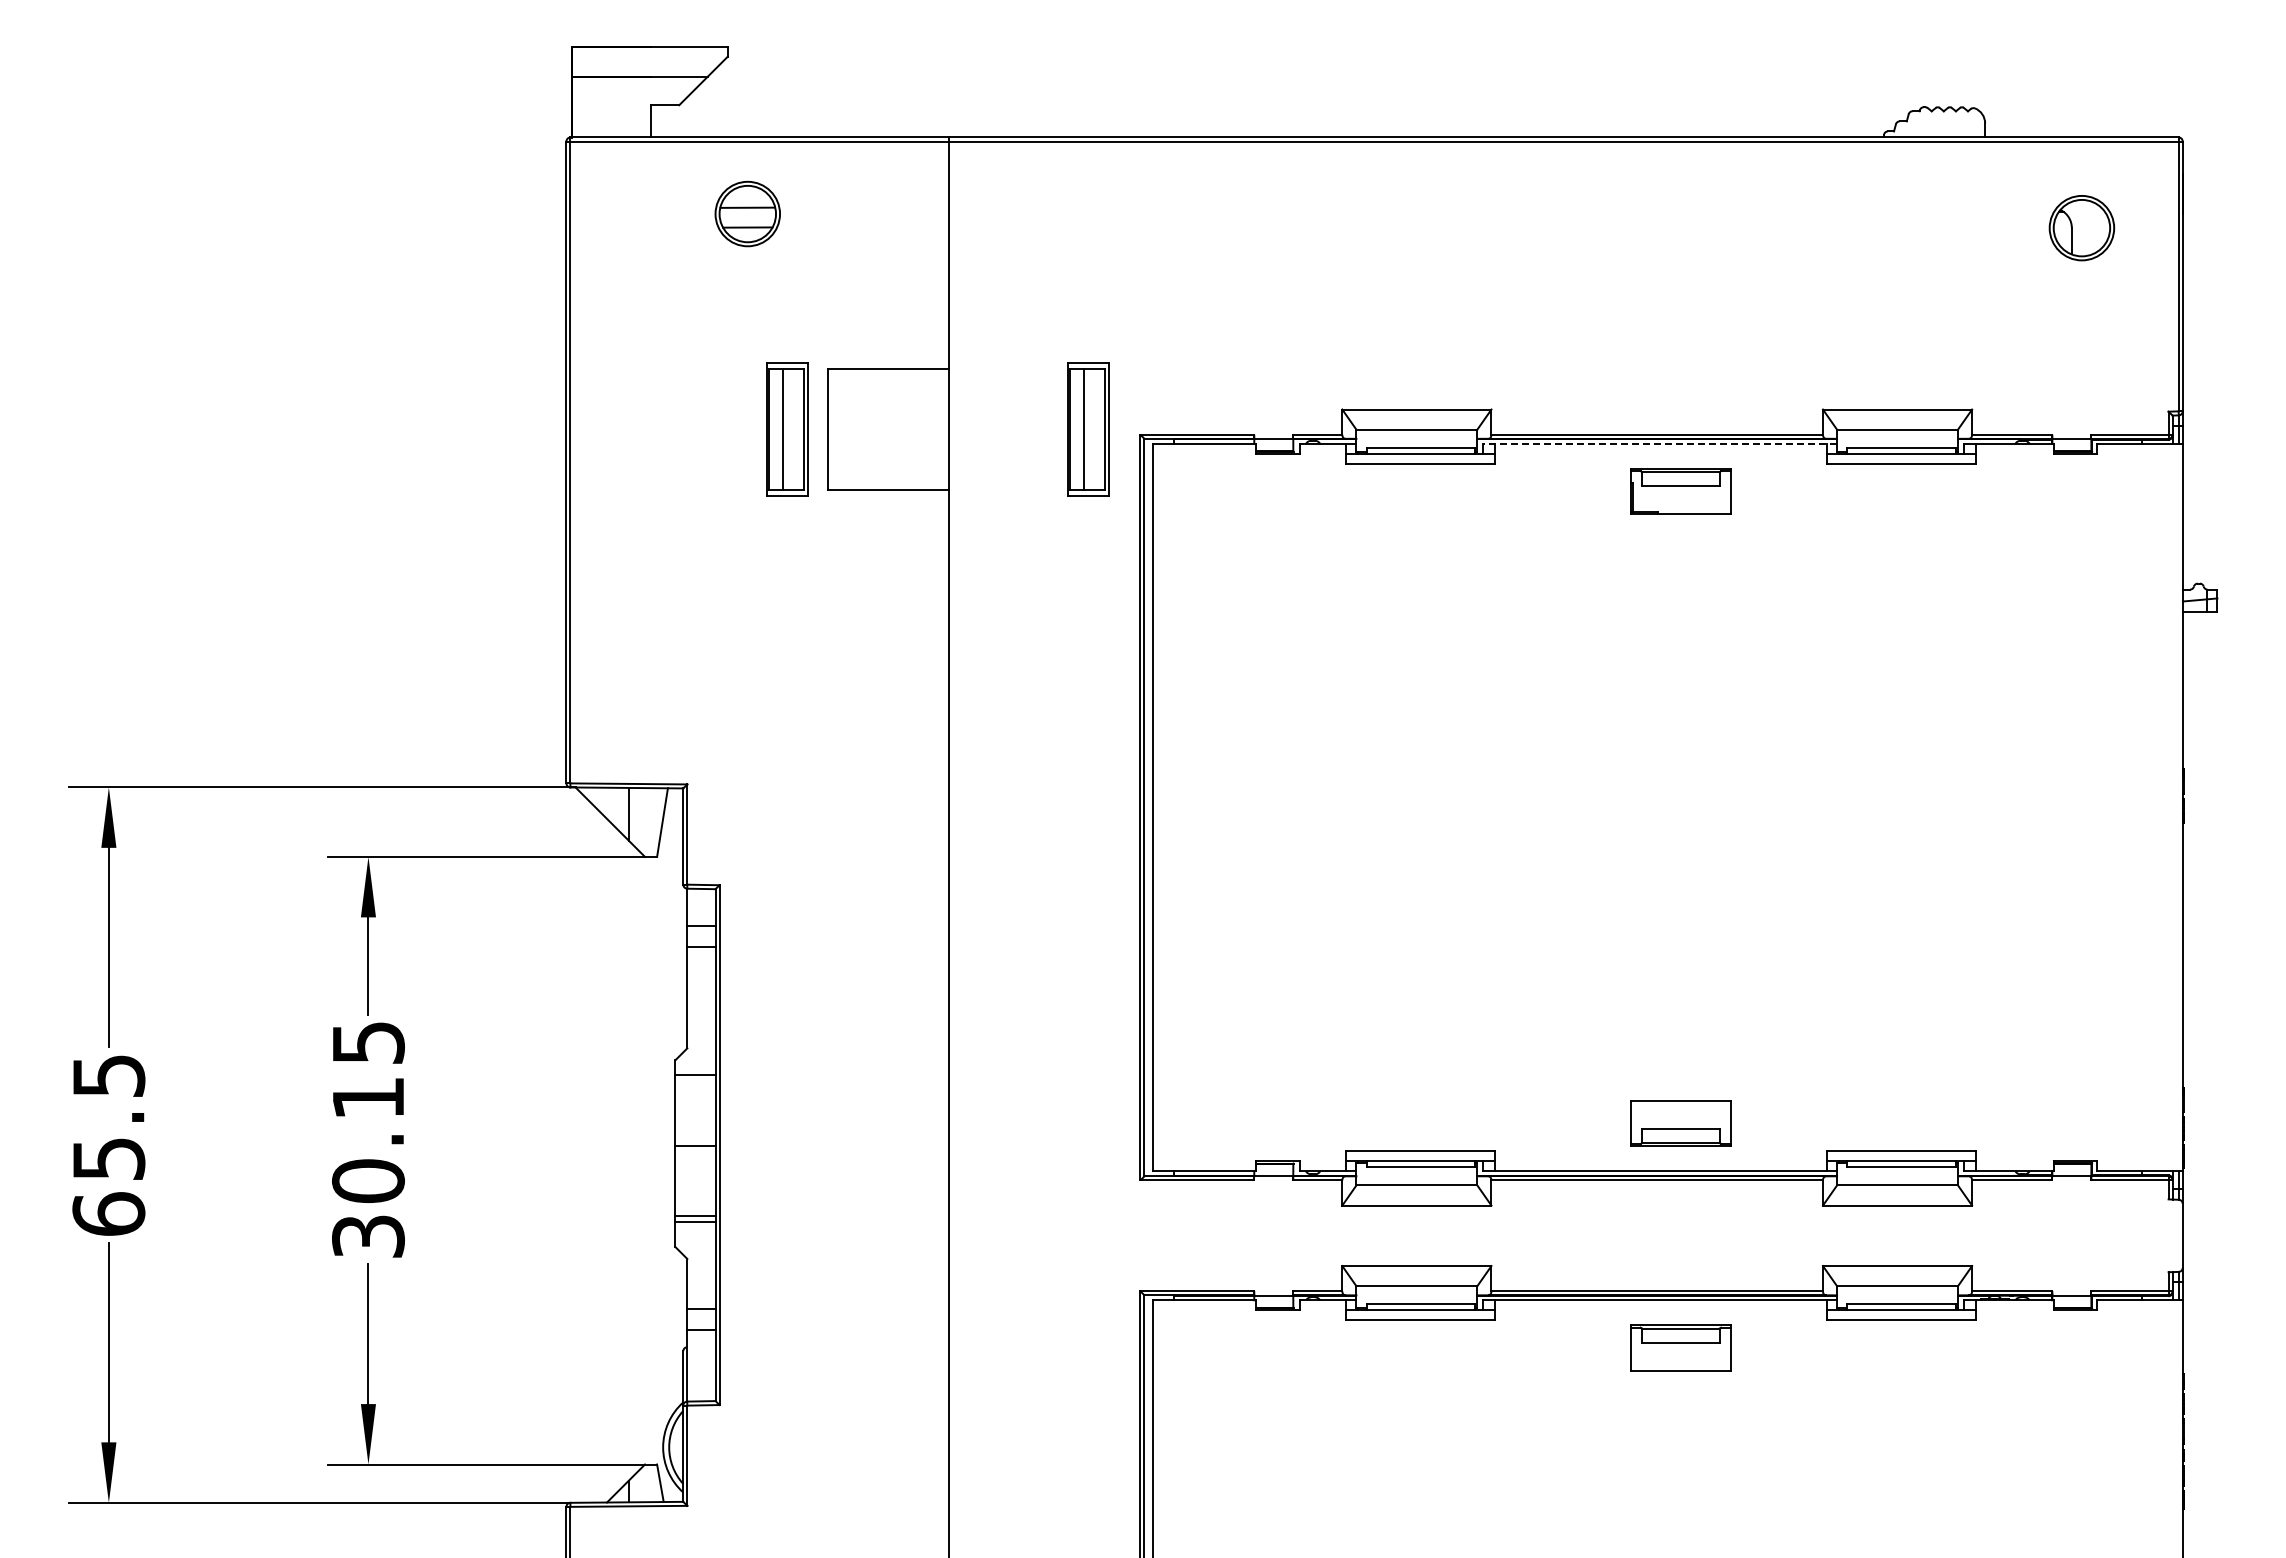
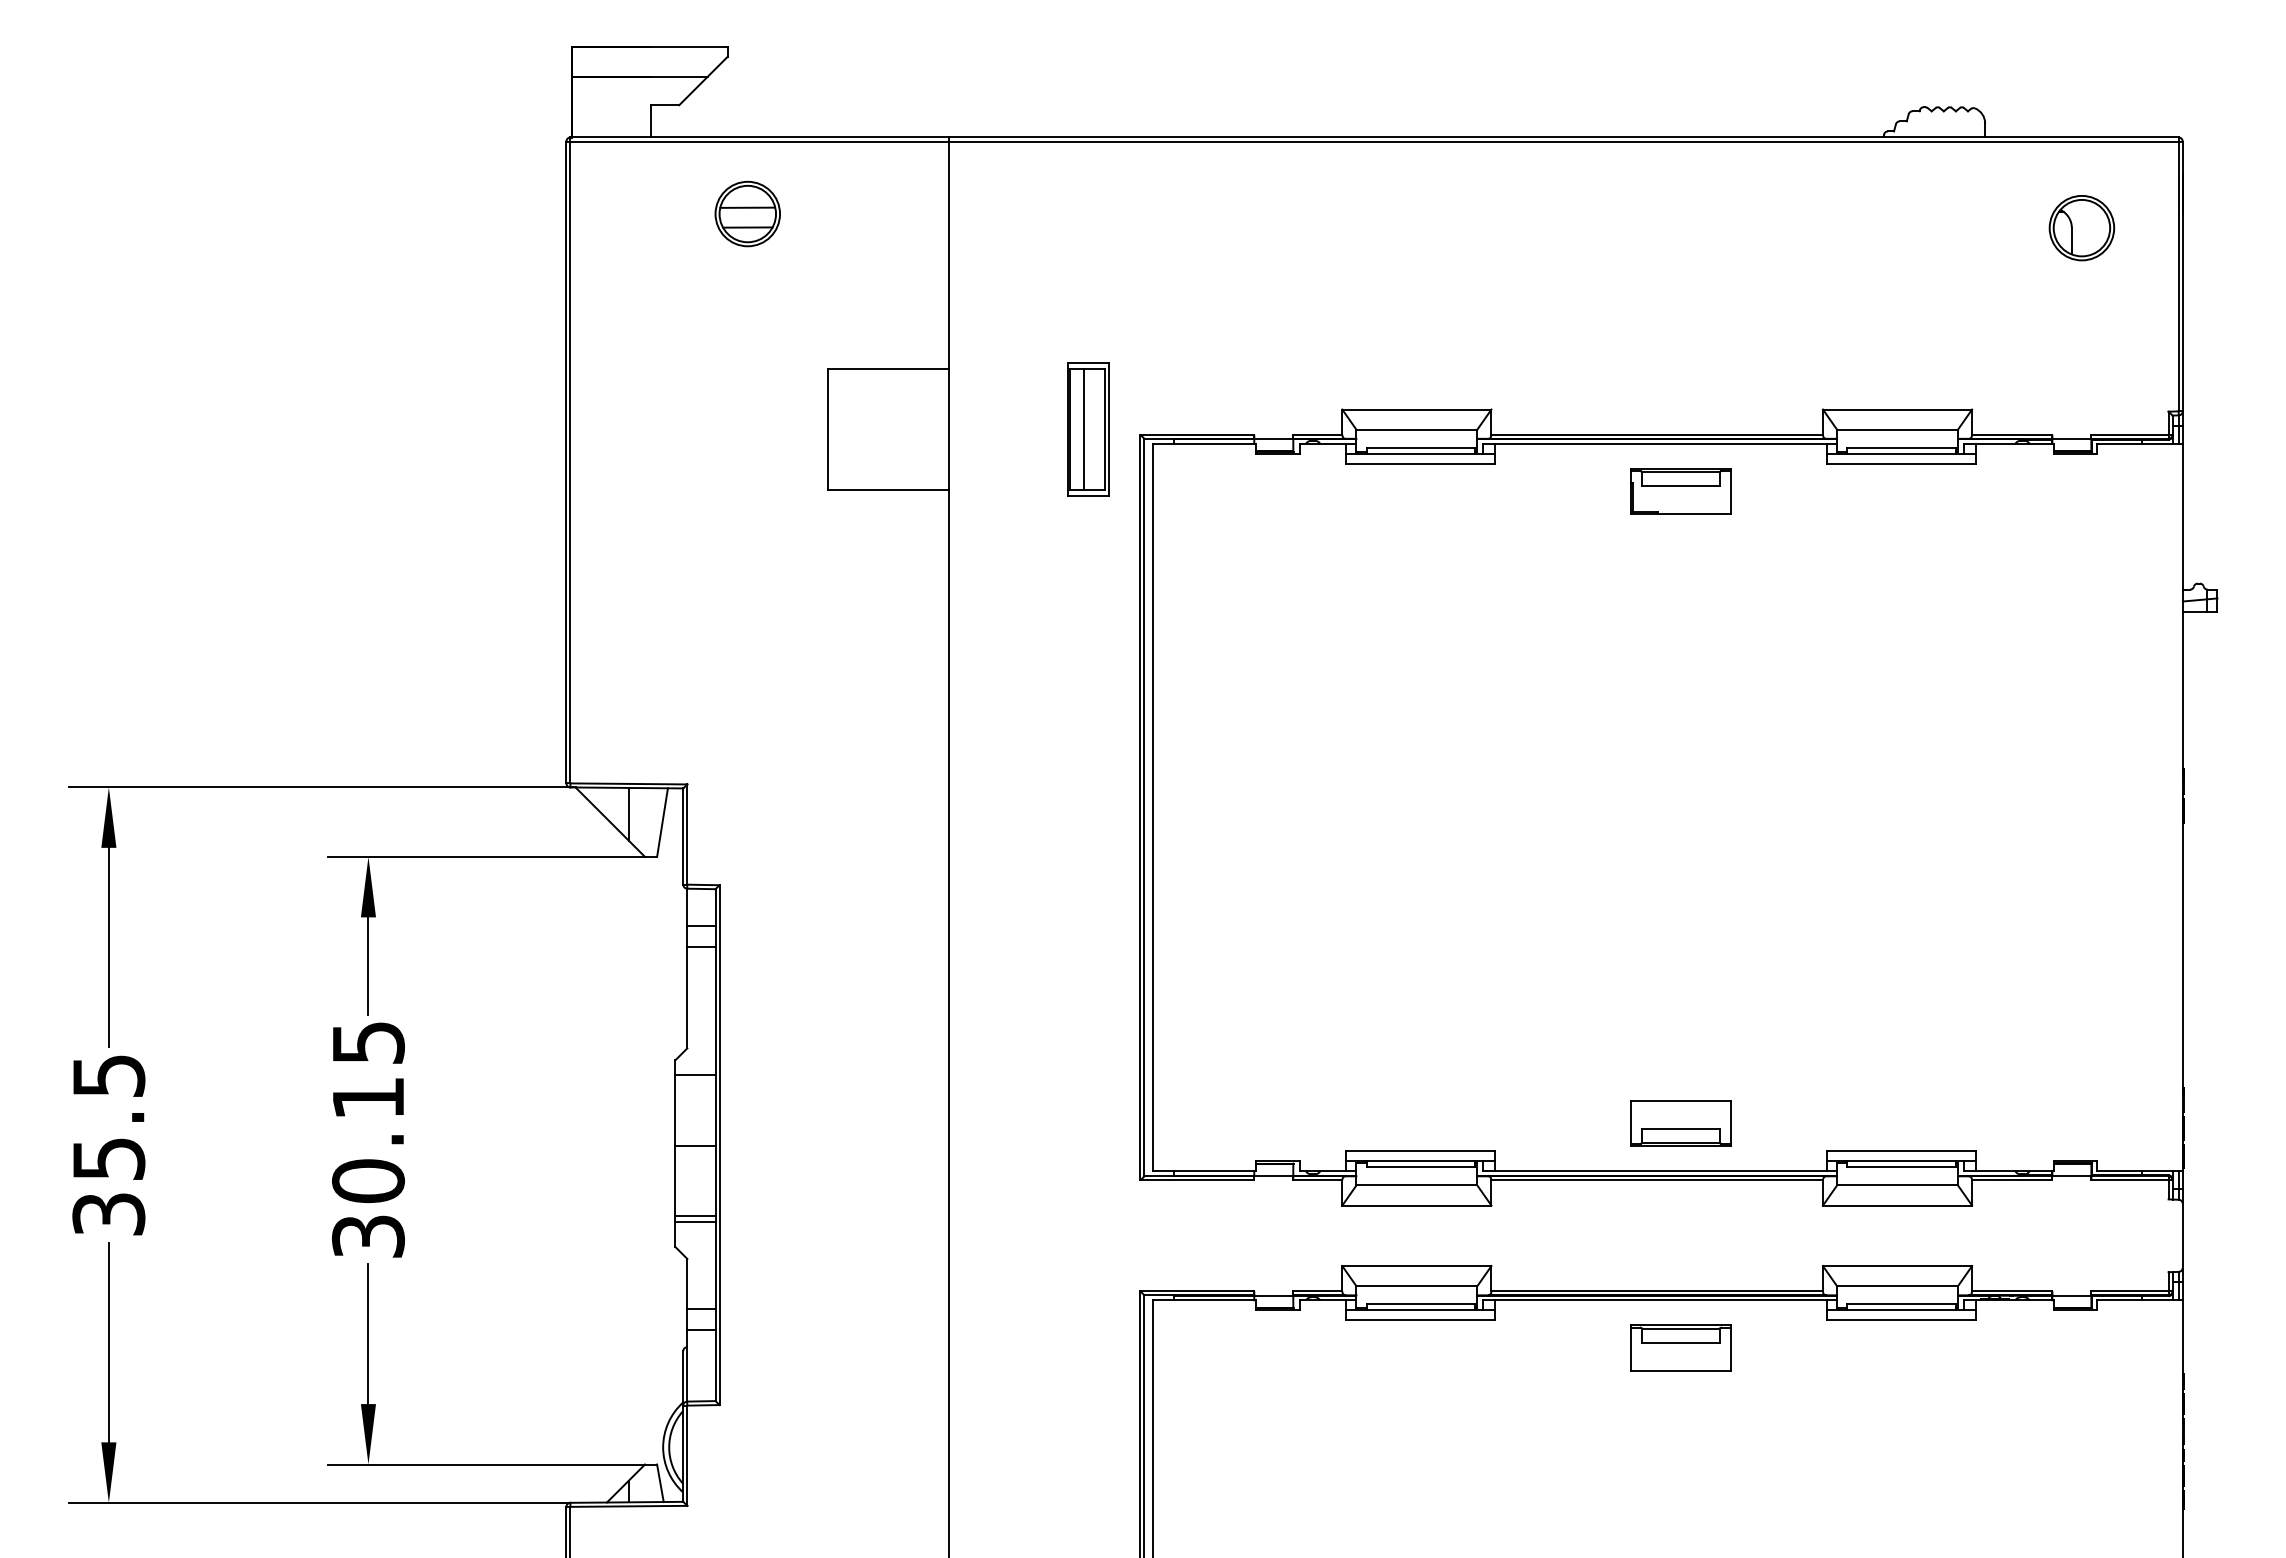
part: present -> none (787, 429)
line: dashed -> solid (1660, 443)
text: 65.5 -> 35.5 (108, 1213)
